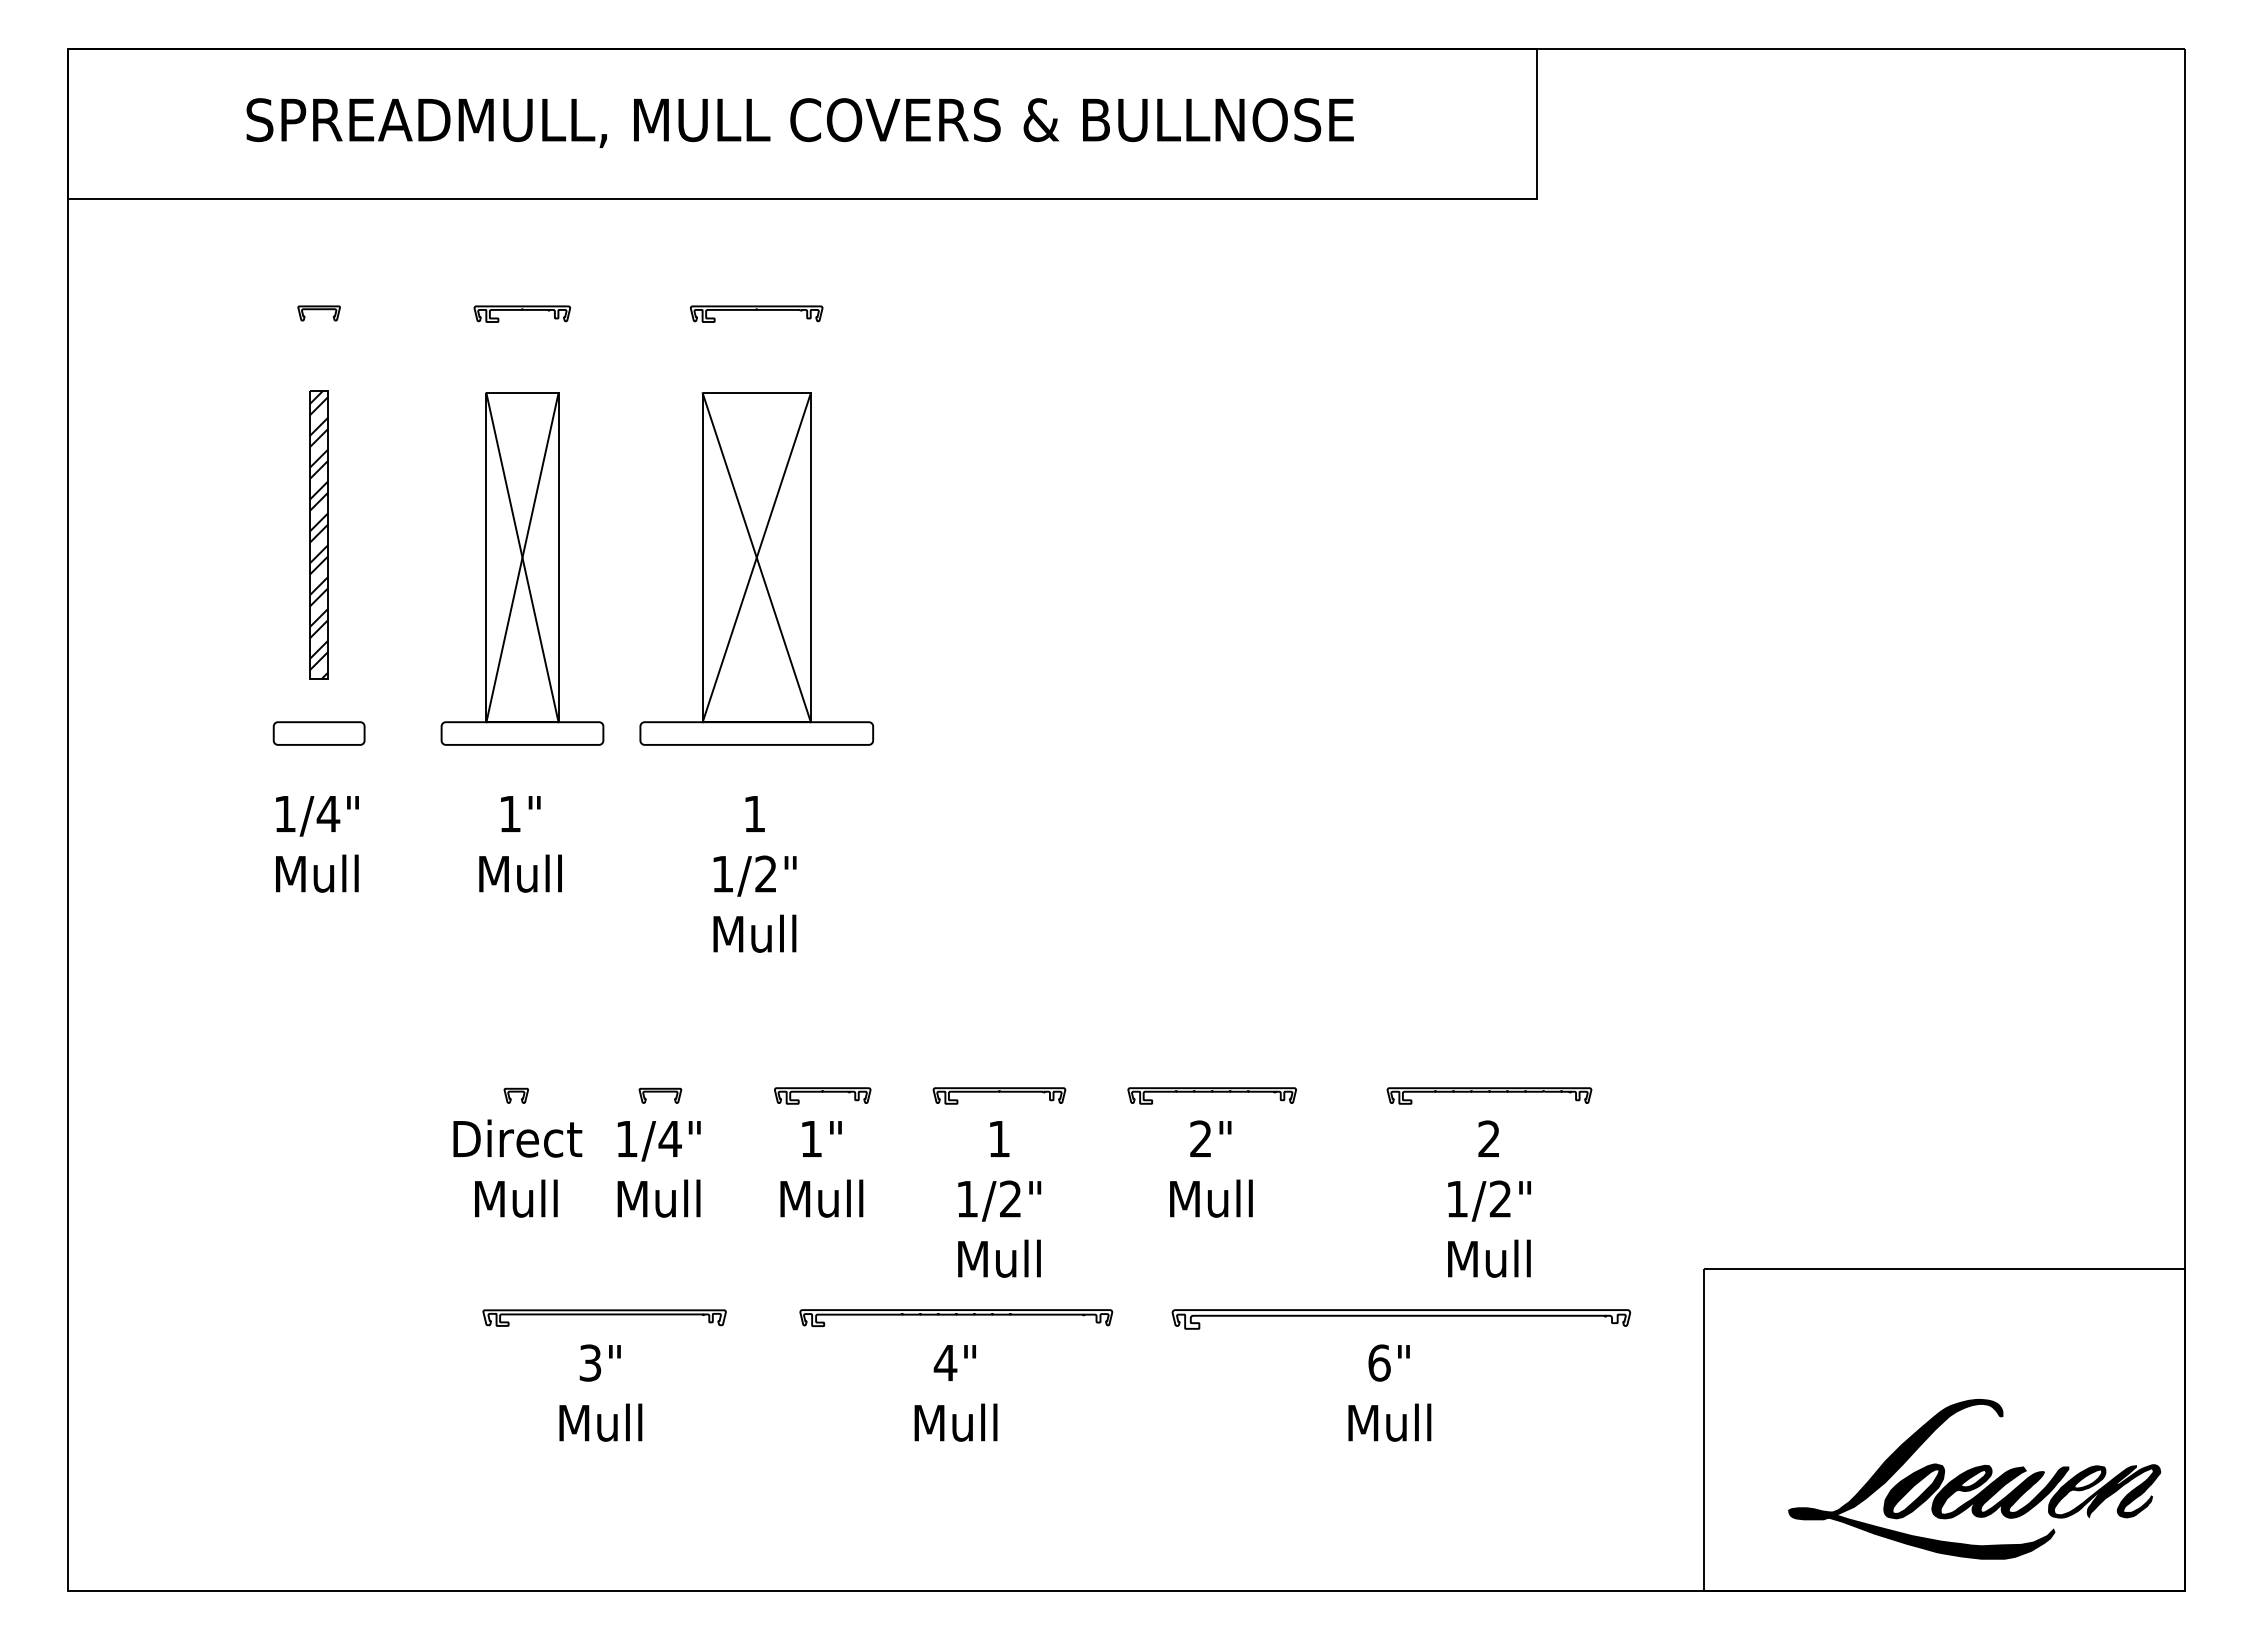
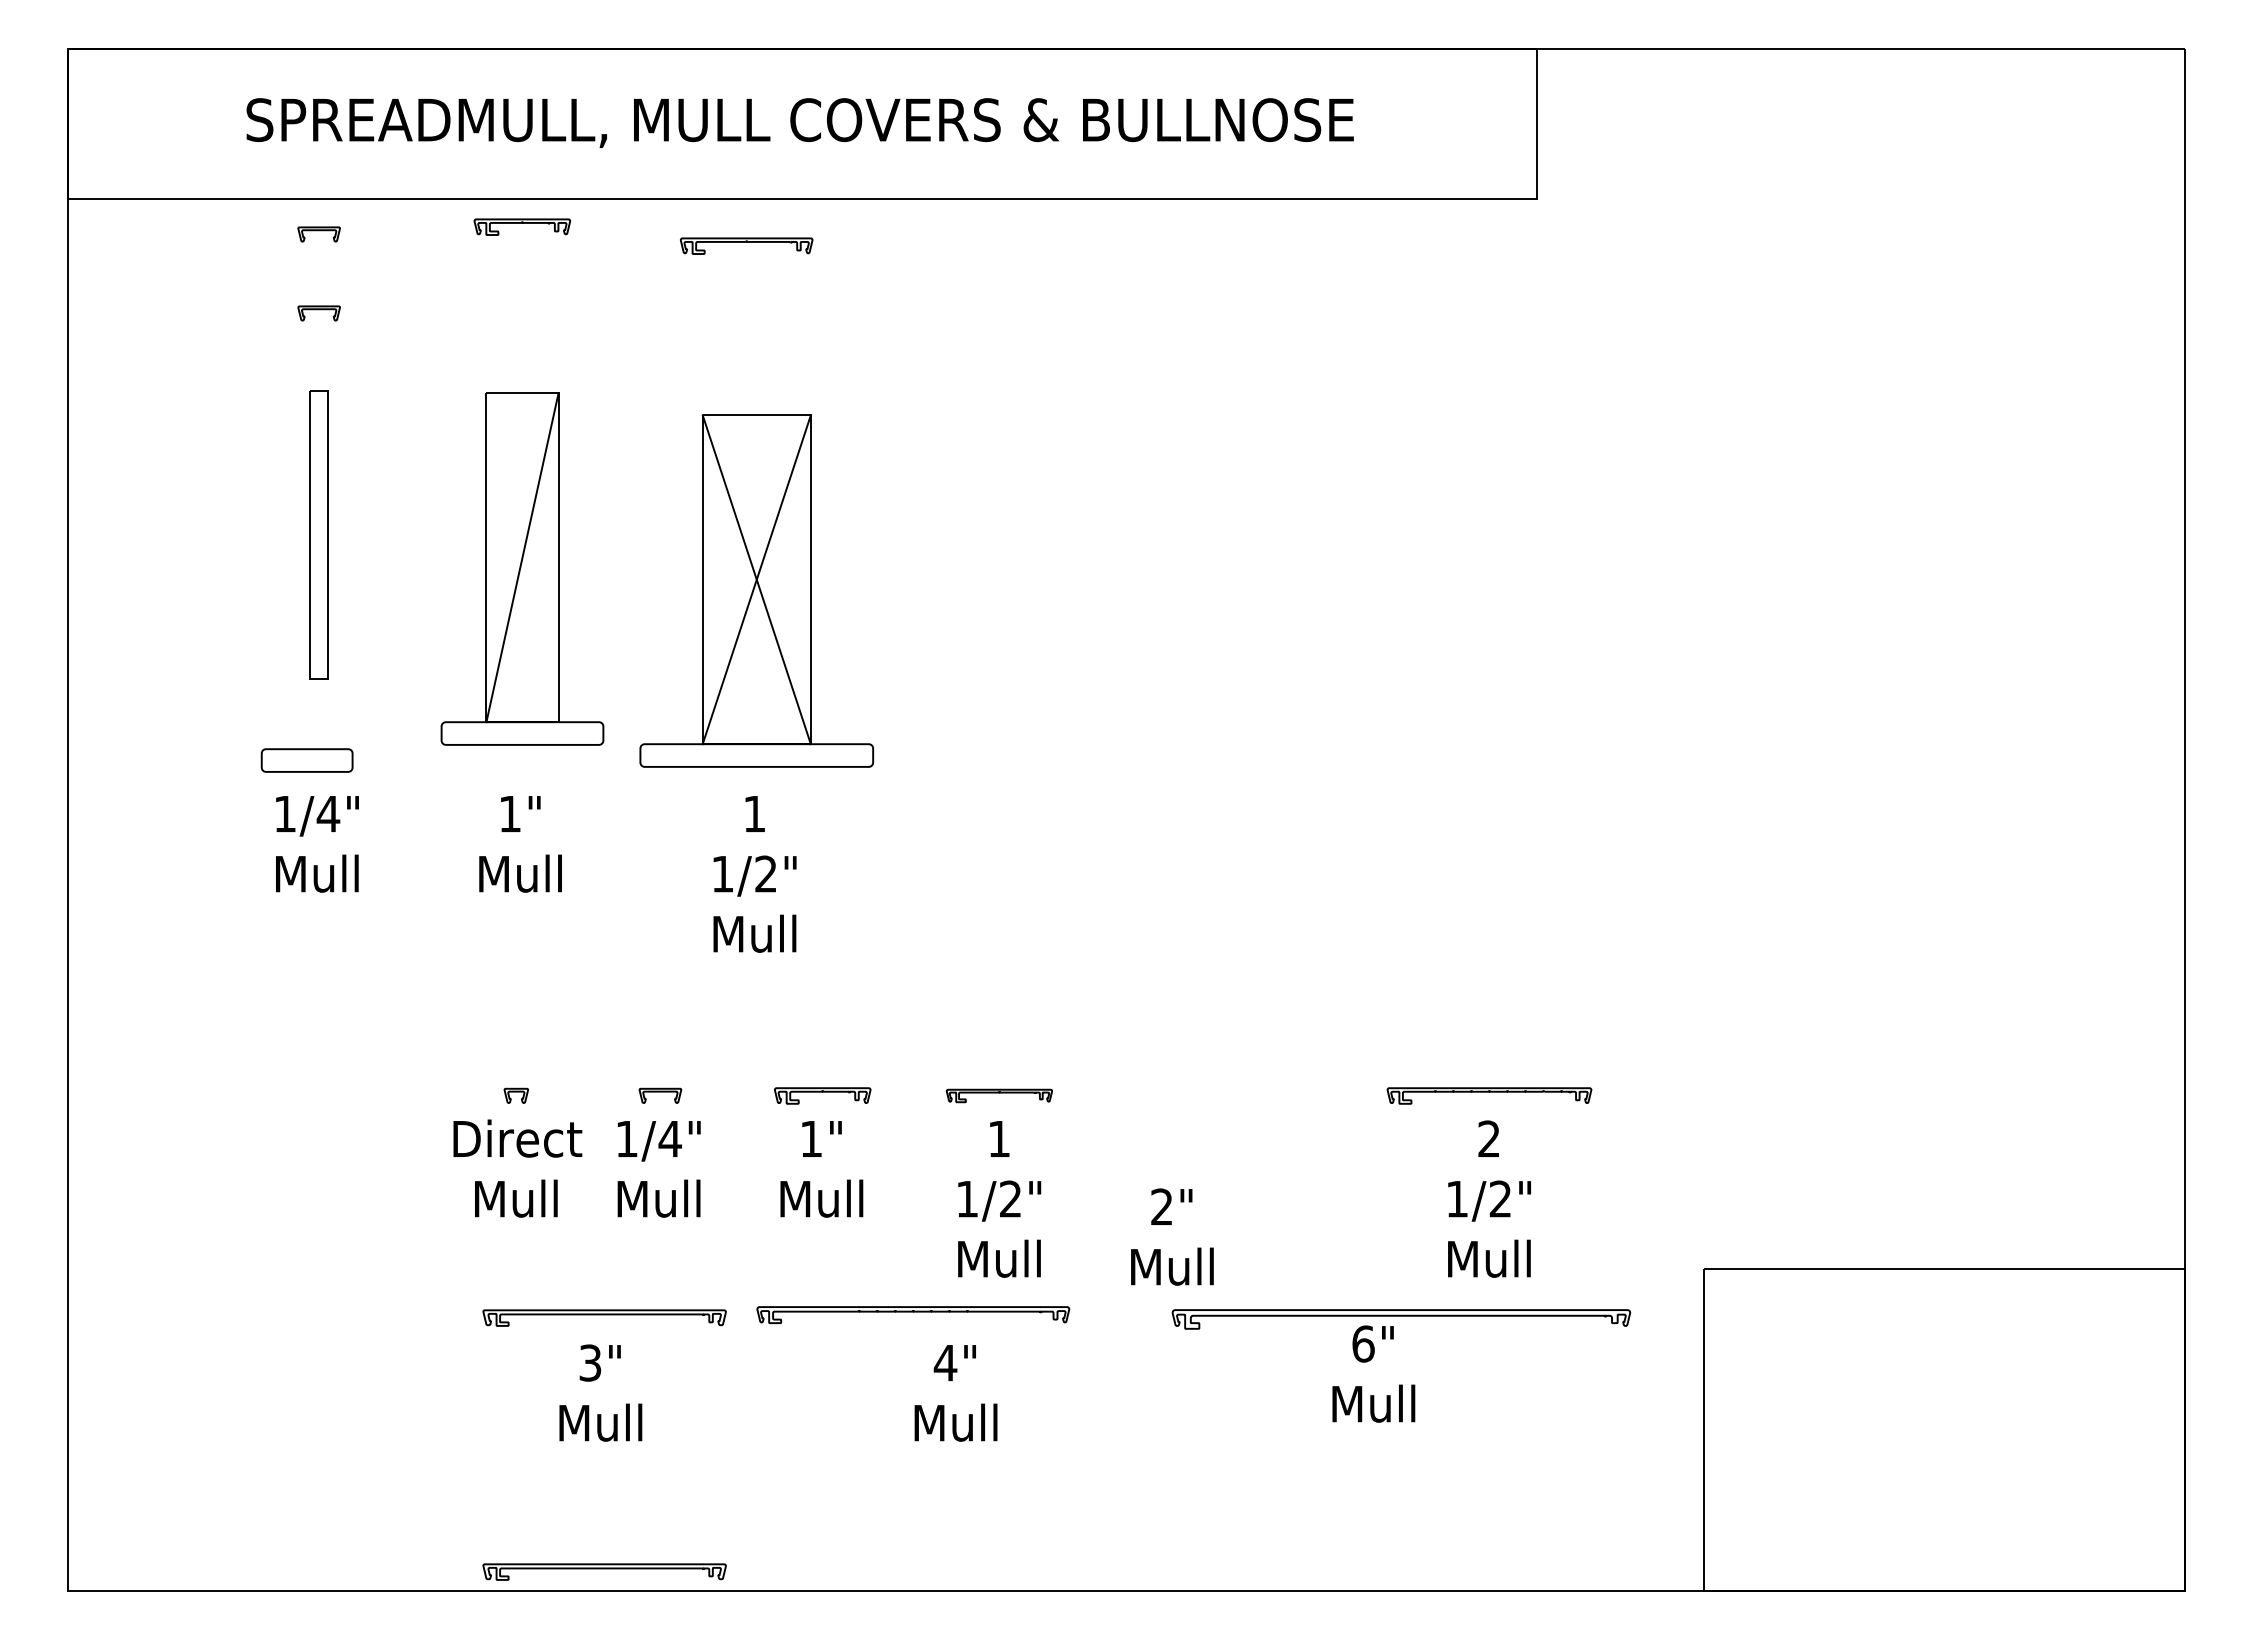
curve: none -> present (318, 231)
part position: (522, 313) -> (522, 226) (522, 226)
part position: (756, 313) -> (746, 245) (746, 245)
hatch: present -> none (319, 535)
line: present -> none (522, 557)
part position: (756, 568) -> (756, 590) (756, 590)
part position: (318, 733) -> (306, 760) (306, 760)
part size: 135x18 px -> 108x16 px (998, 1095)
part: present -> none (1211, 1095)
text position: (1211, 1168) -> (1172, 1236) (1172, 1236)
curve position: (956, 1315) -> (913, 1312) (913, 1312)
text position: (1389, 1392) -> (1373, 1373) (1373, 1373)
part: present -> none (1974, 1479)
part: none -> present (604, 1571)
